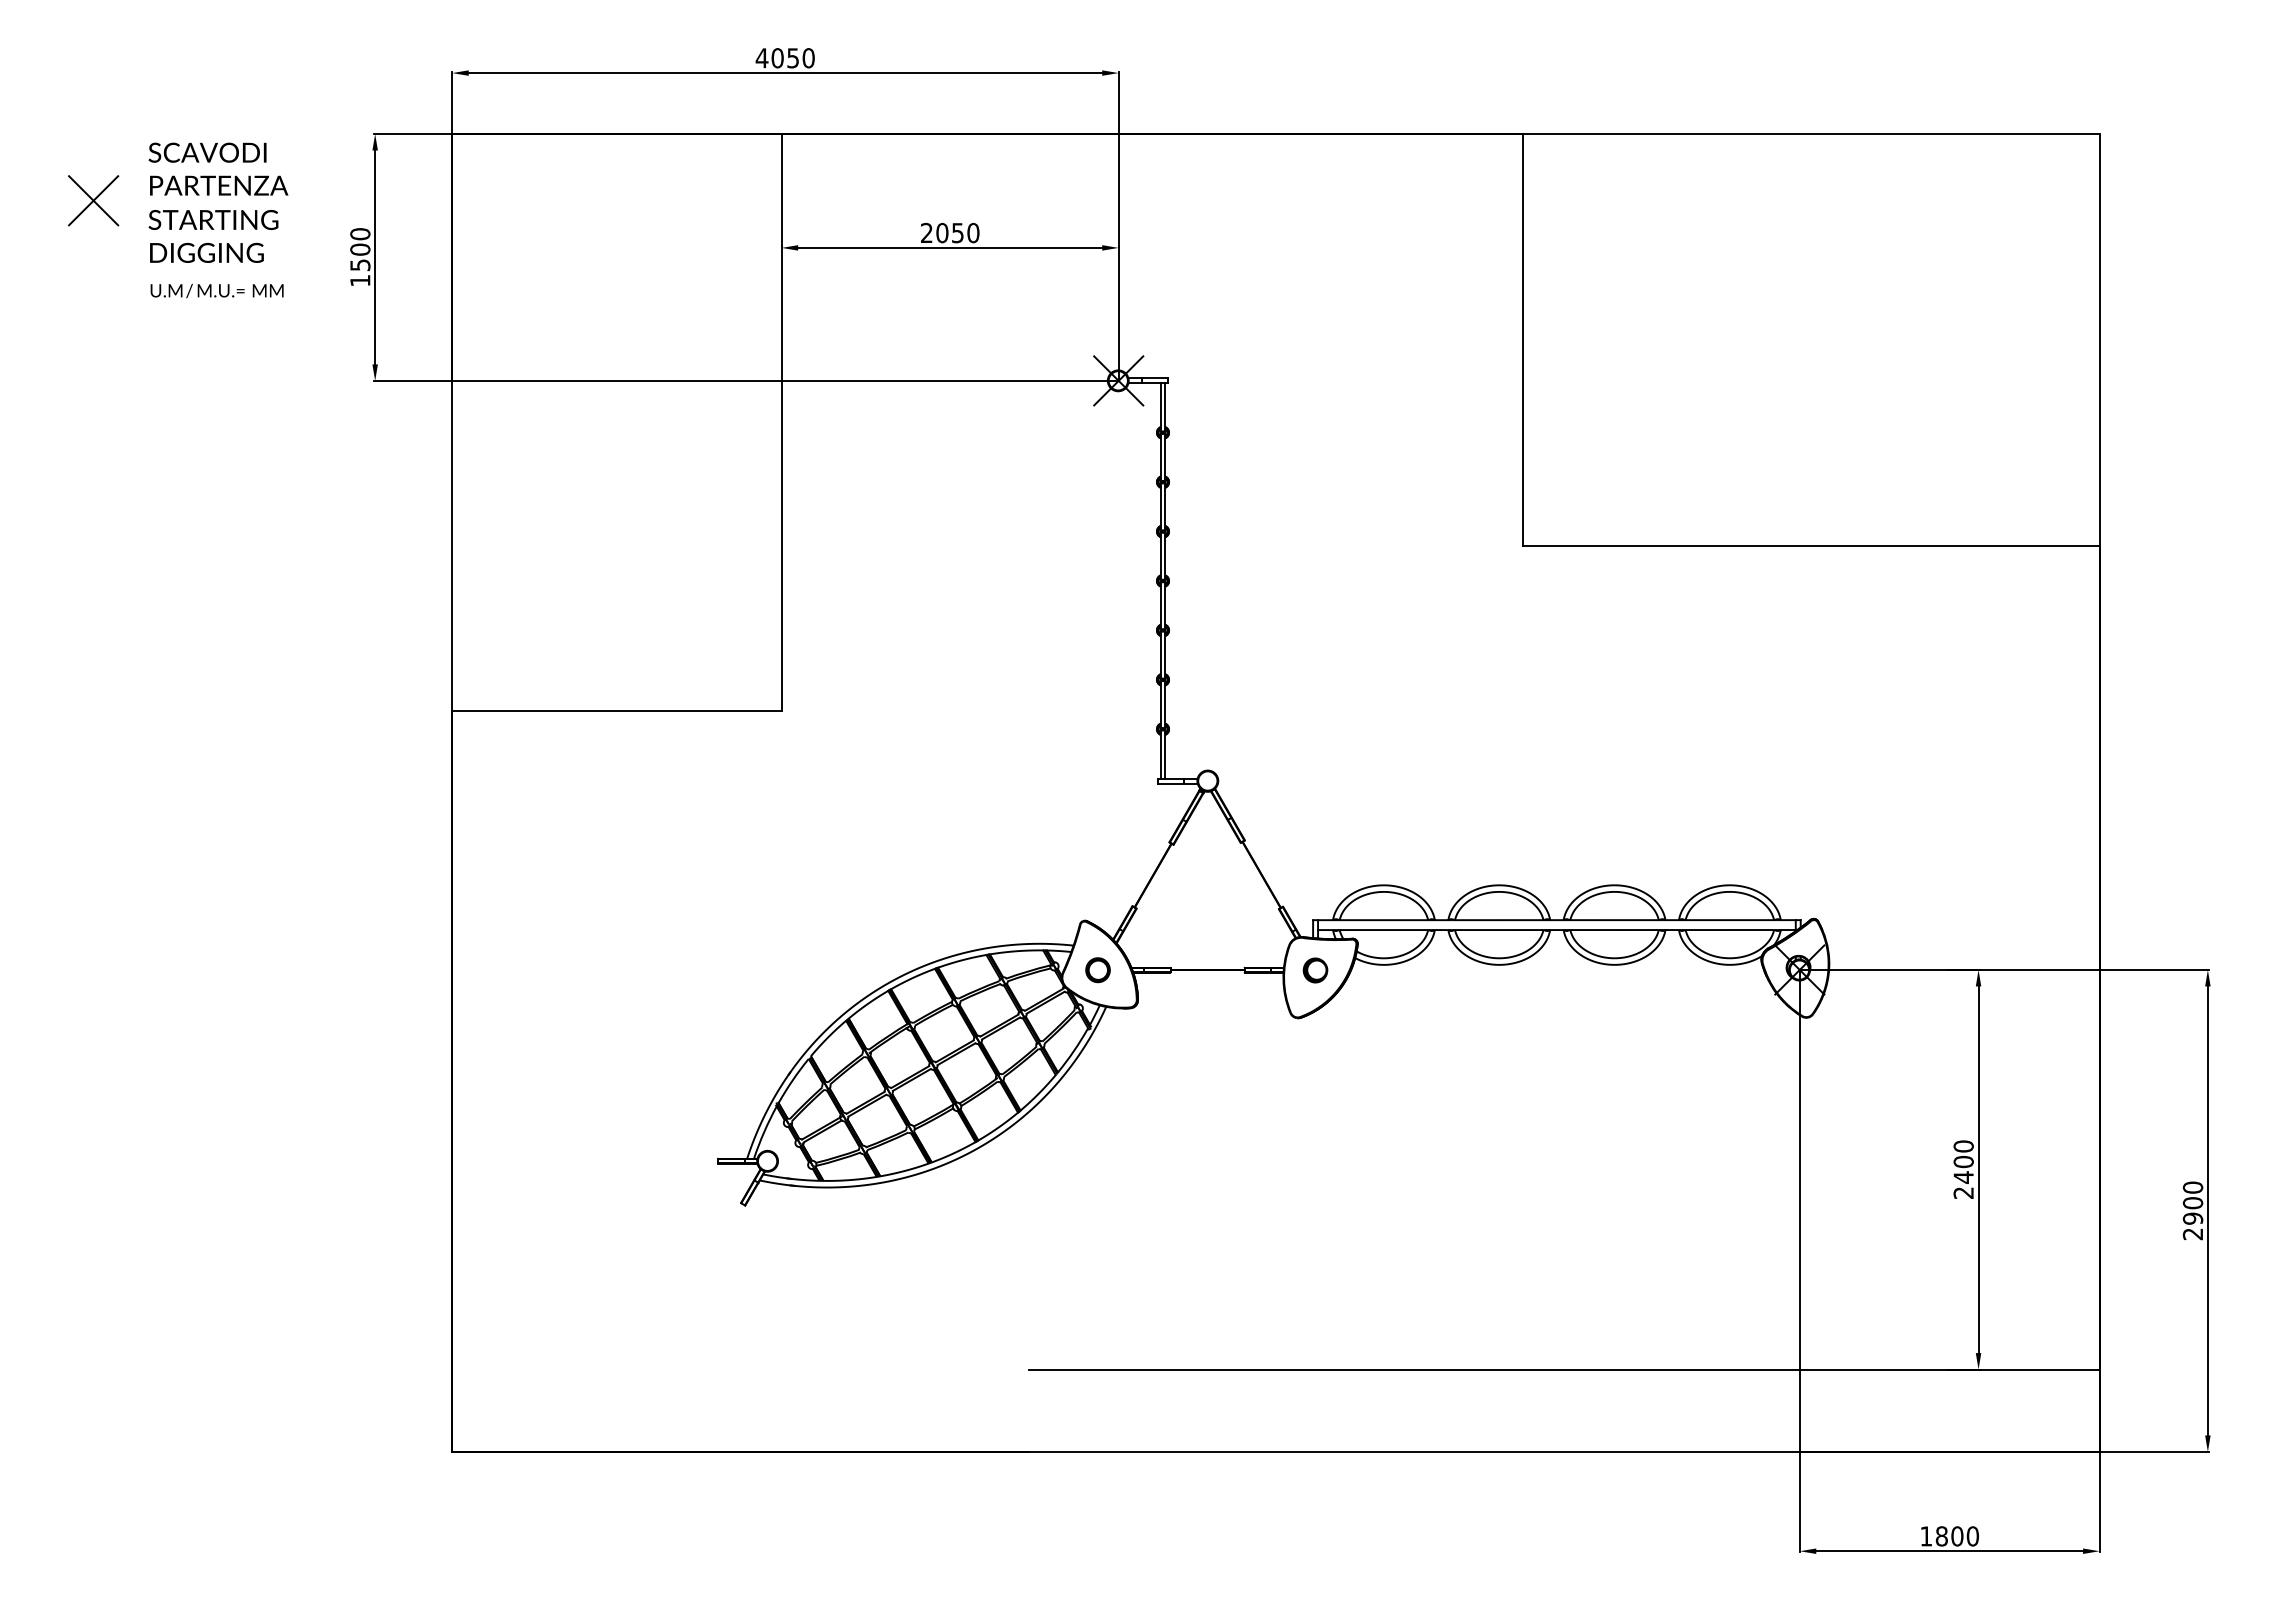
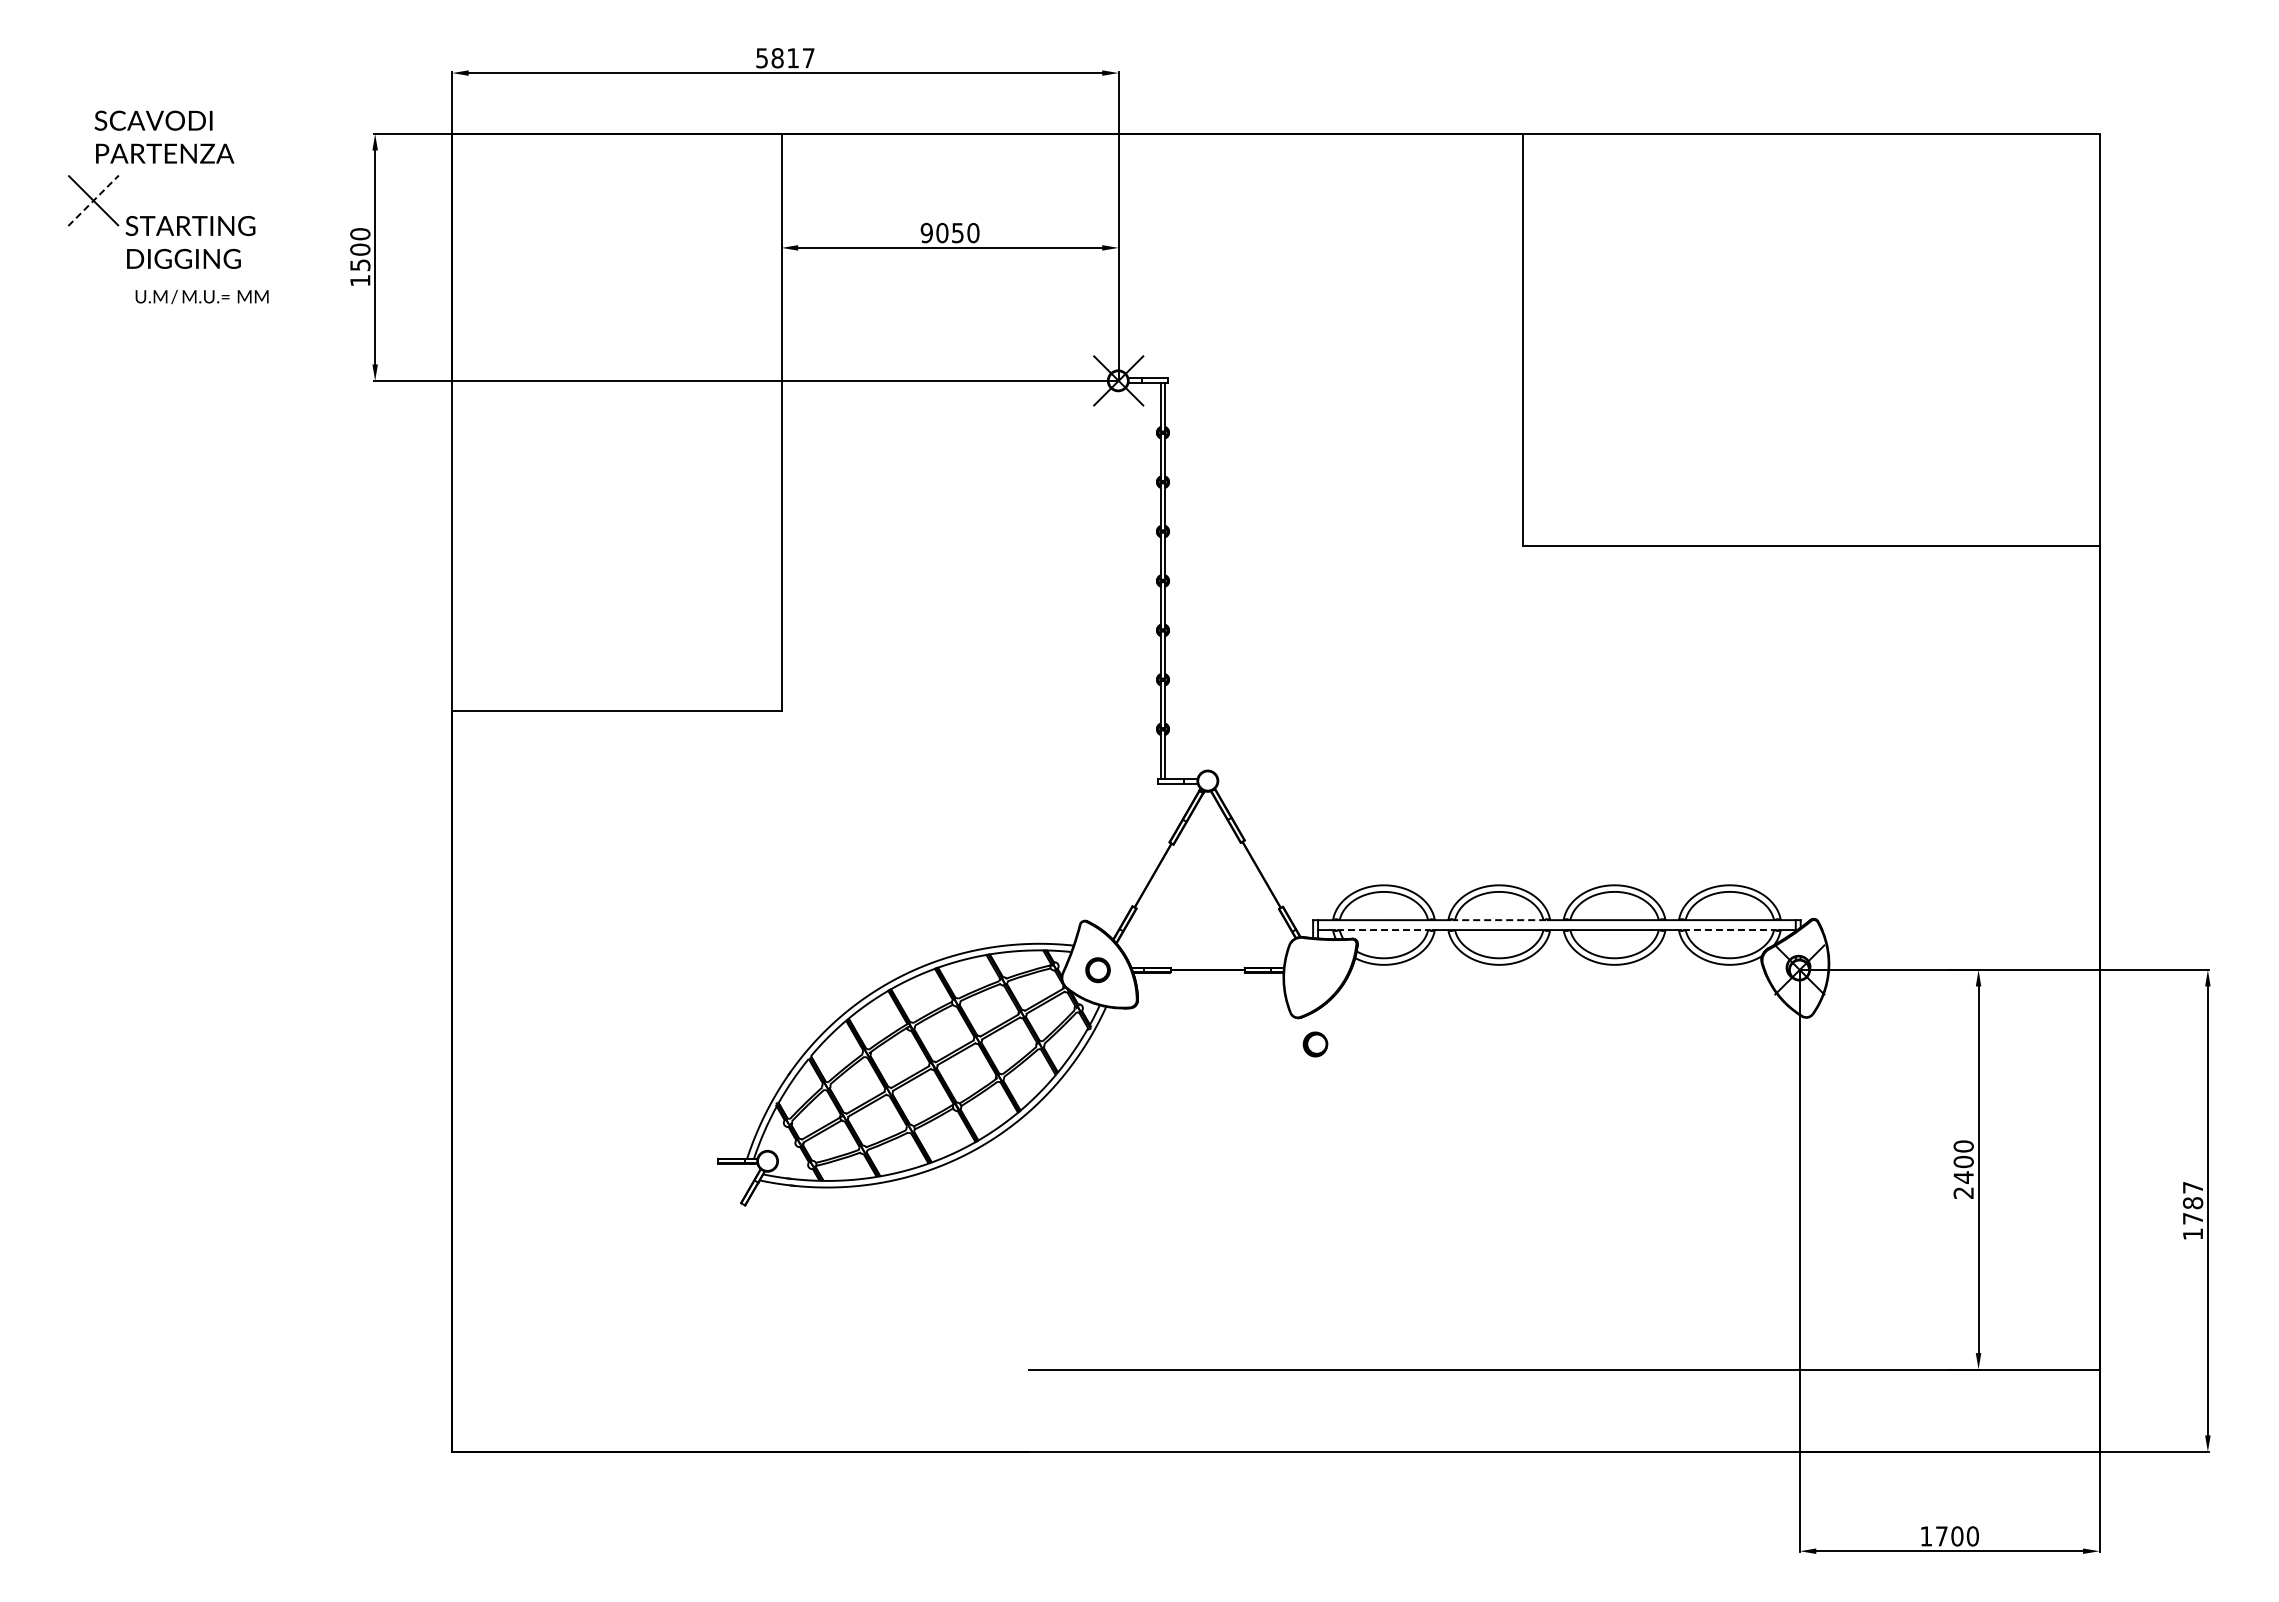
text: 4050 -> 5817 (784, 58)
text position: (218, 168) -> (164, 136) (164, 136)
line: solid -> dashed (93, 200)
text: 2050 -> 9050 (926, 233)
text position: (213, 236) -> (190, 242) (190, 242)
text position: (216, 290) -> (201, 296) (201, 296)
line: solid -> dashed (1499, 920)
line: solid -> dashed (1383, 930)
line: solid -> dashed (1729, 930)
part position: (1315, 970) -> (1315, 1044) (1315, 1044)
text: 2900 -> 1787 (2192, 1210)
text: 1800 -> 1700 (1941, 1536)
